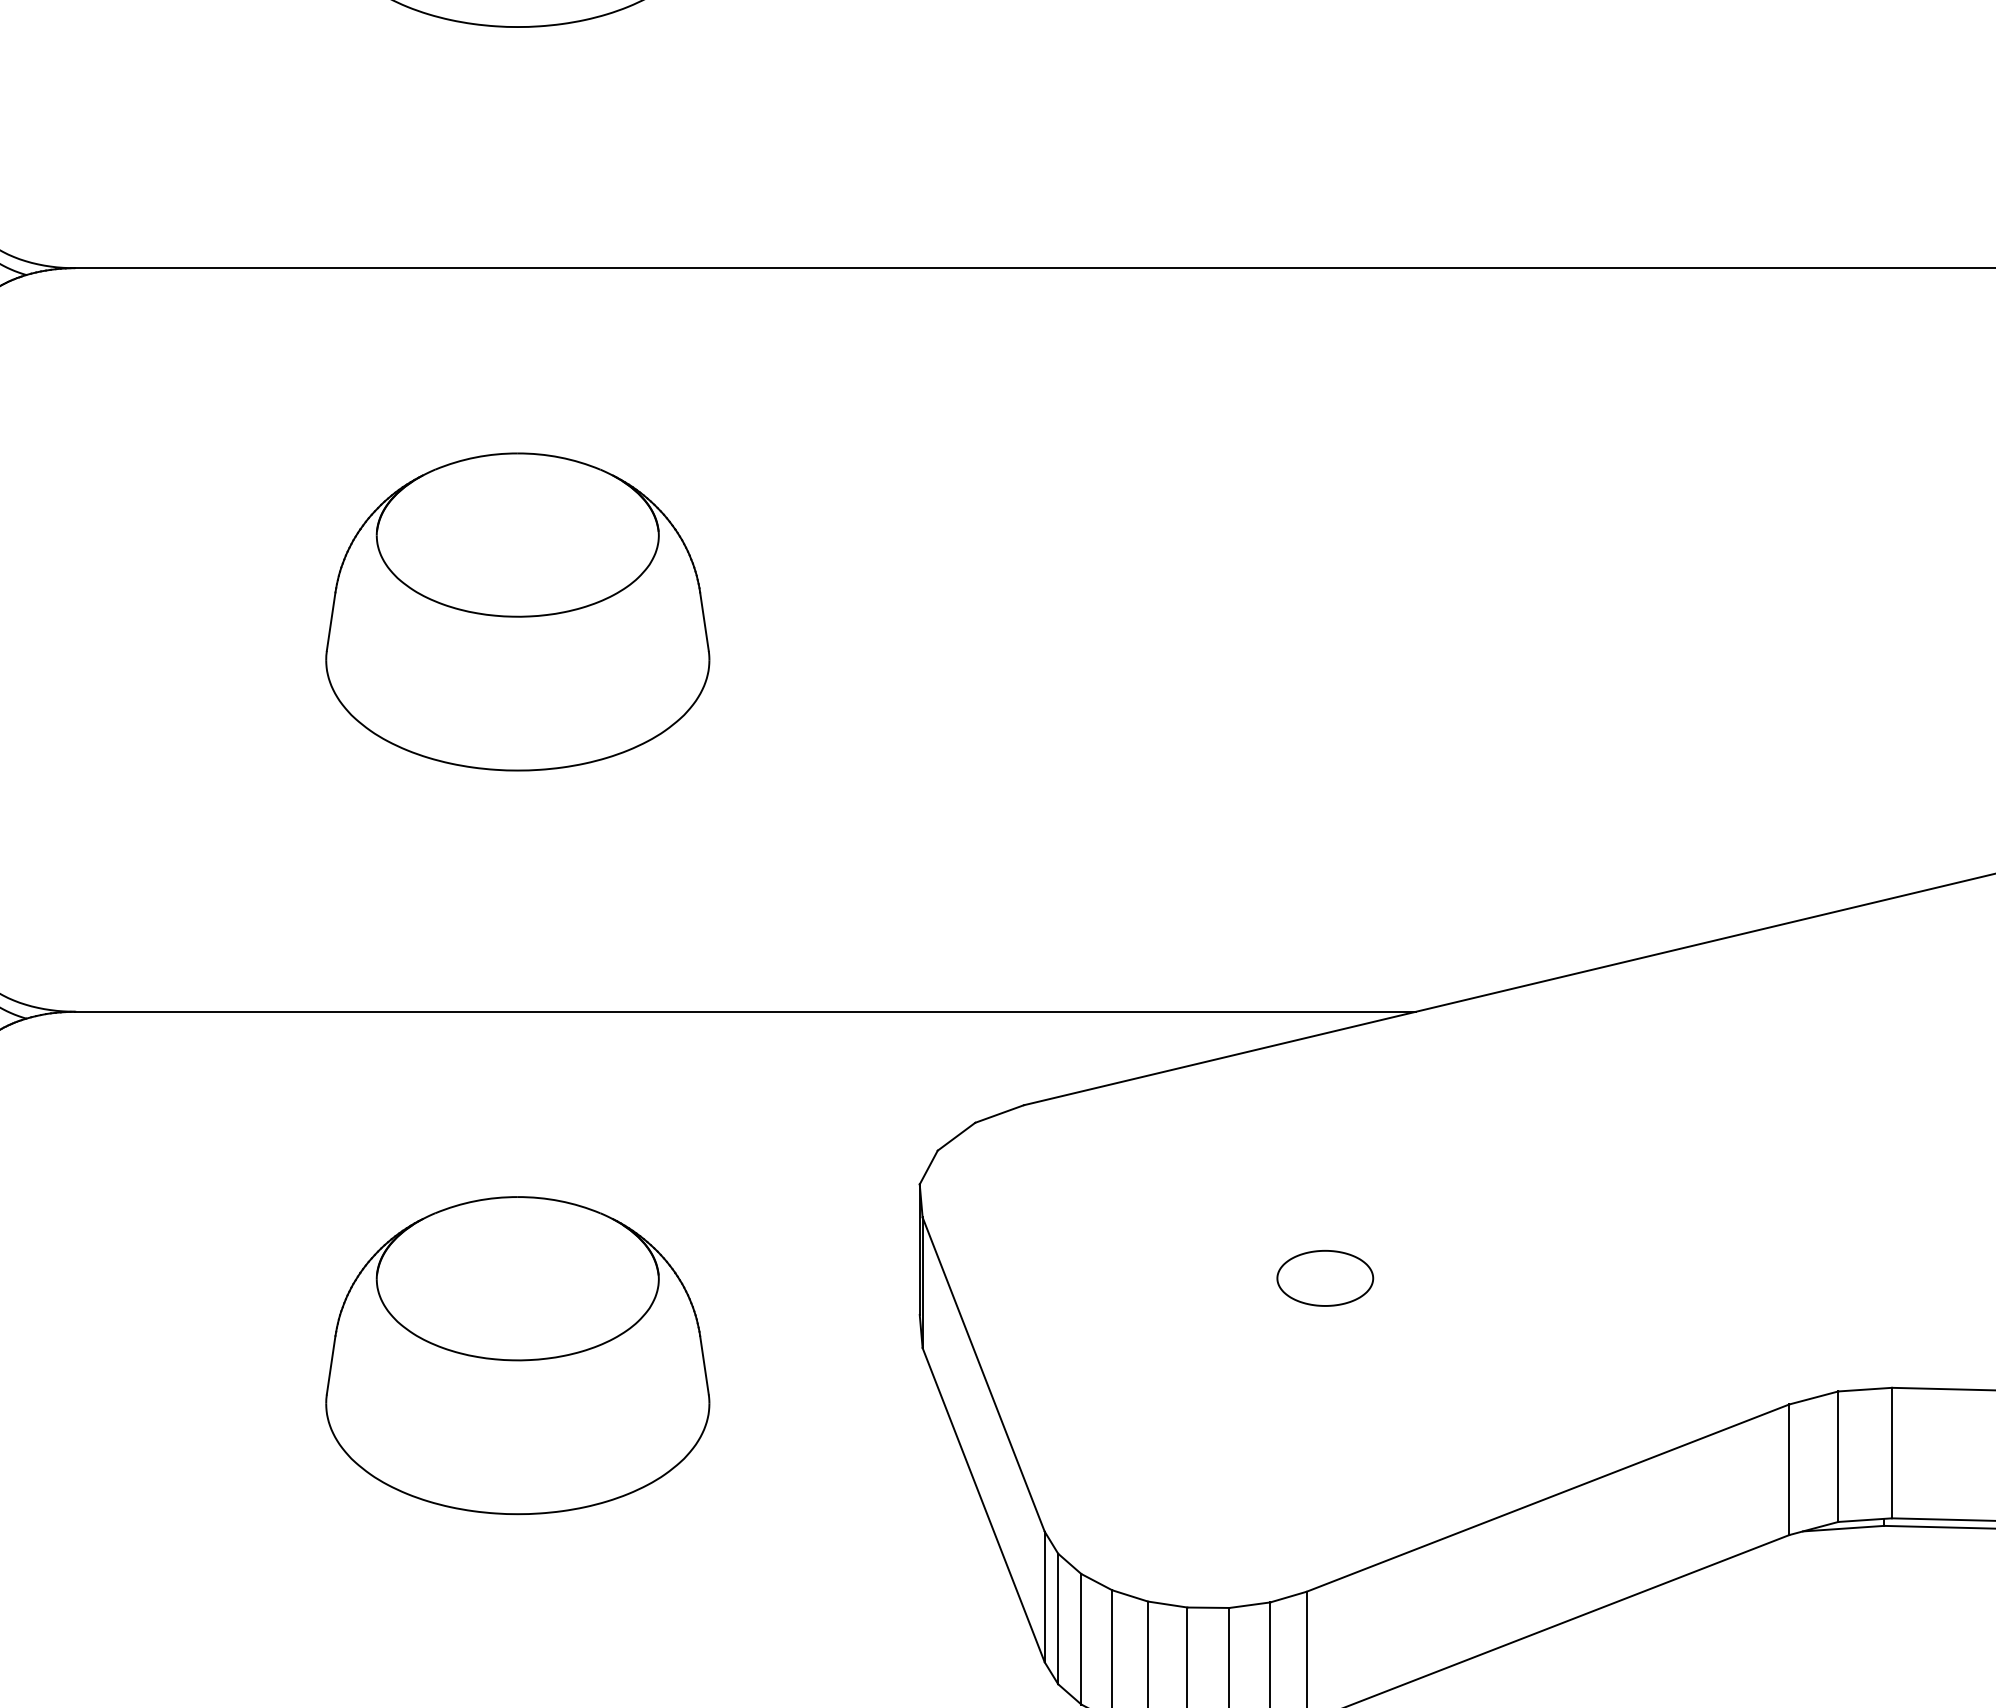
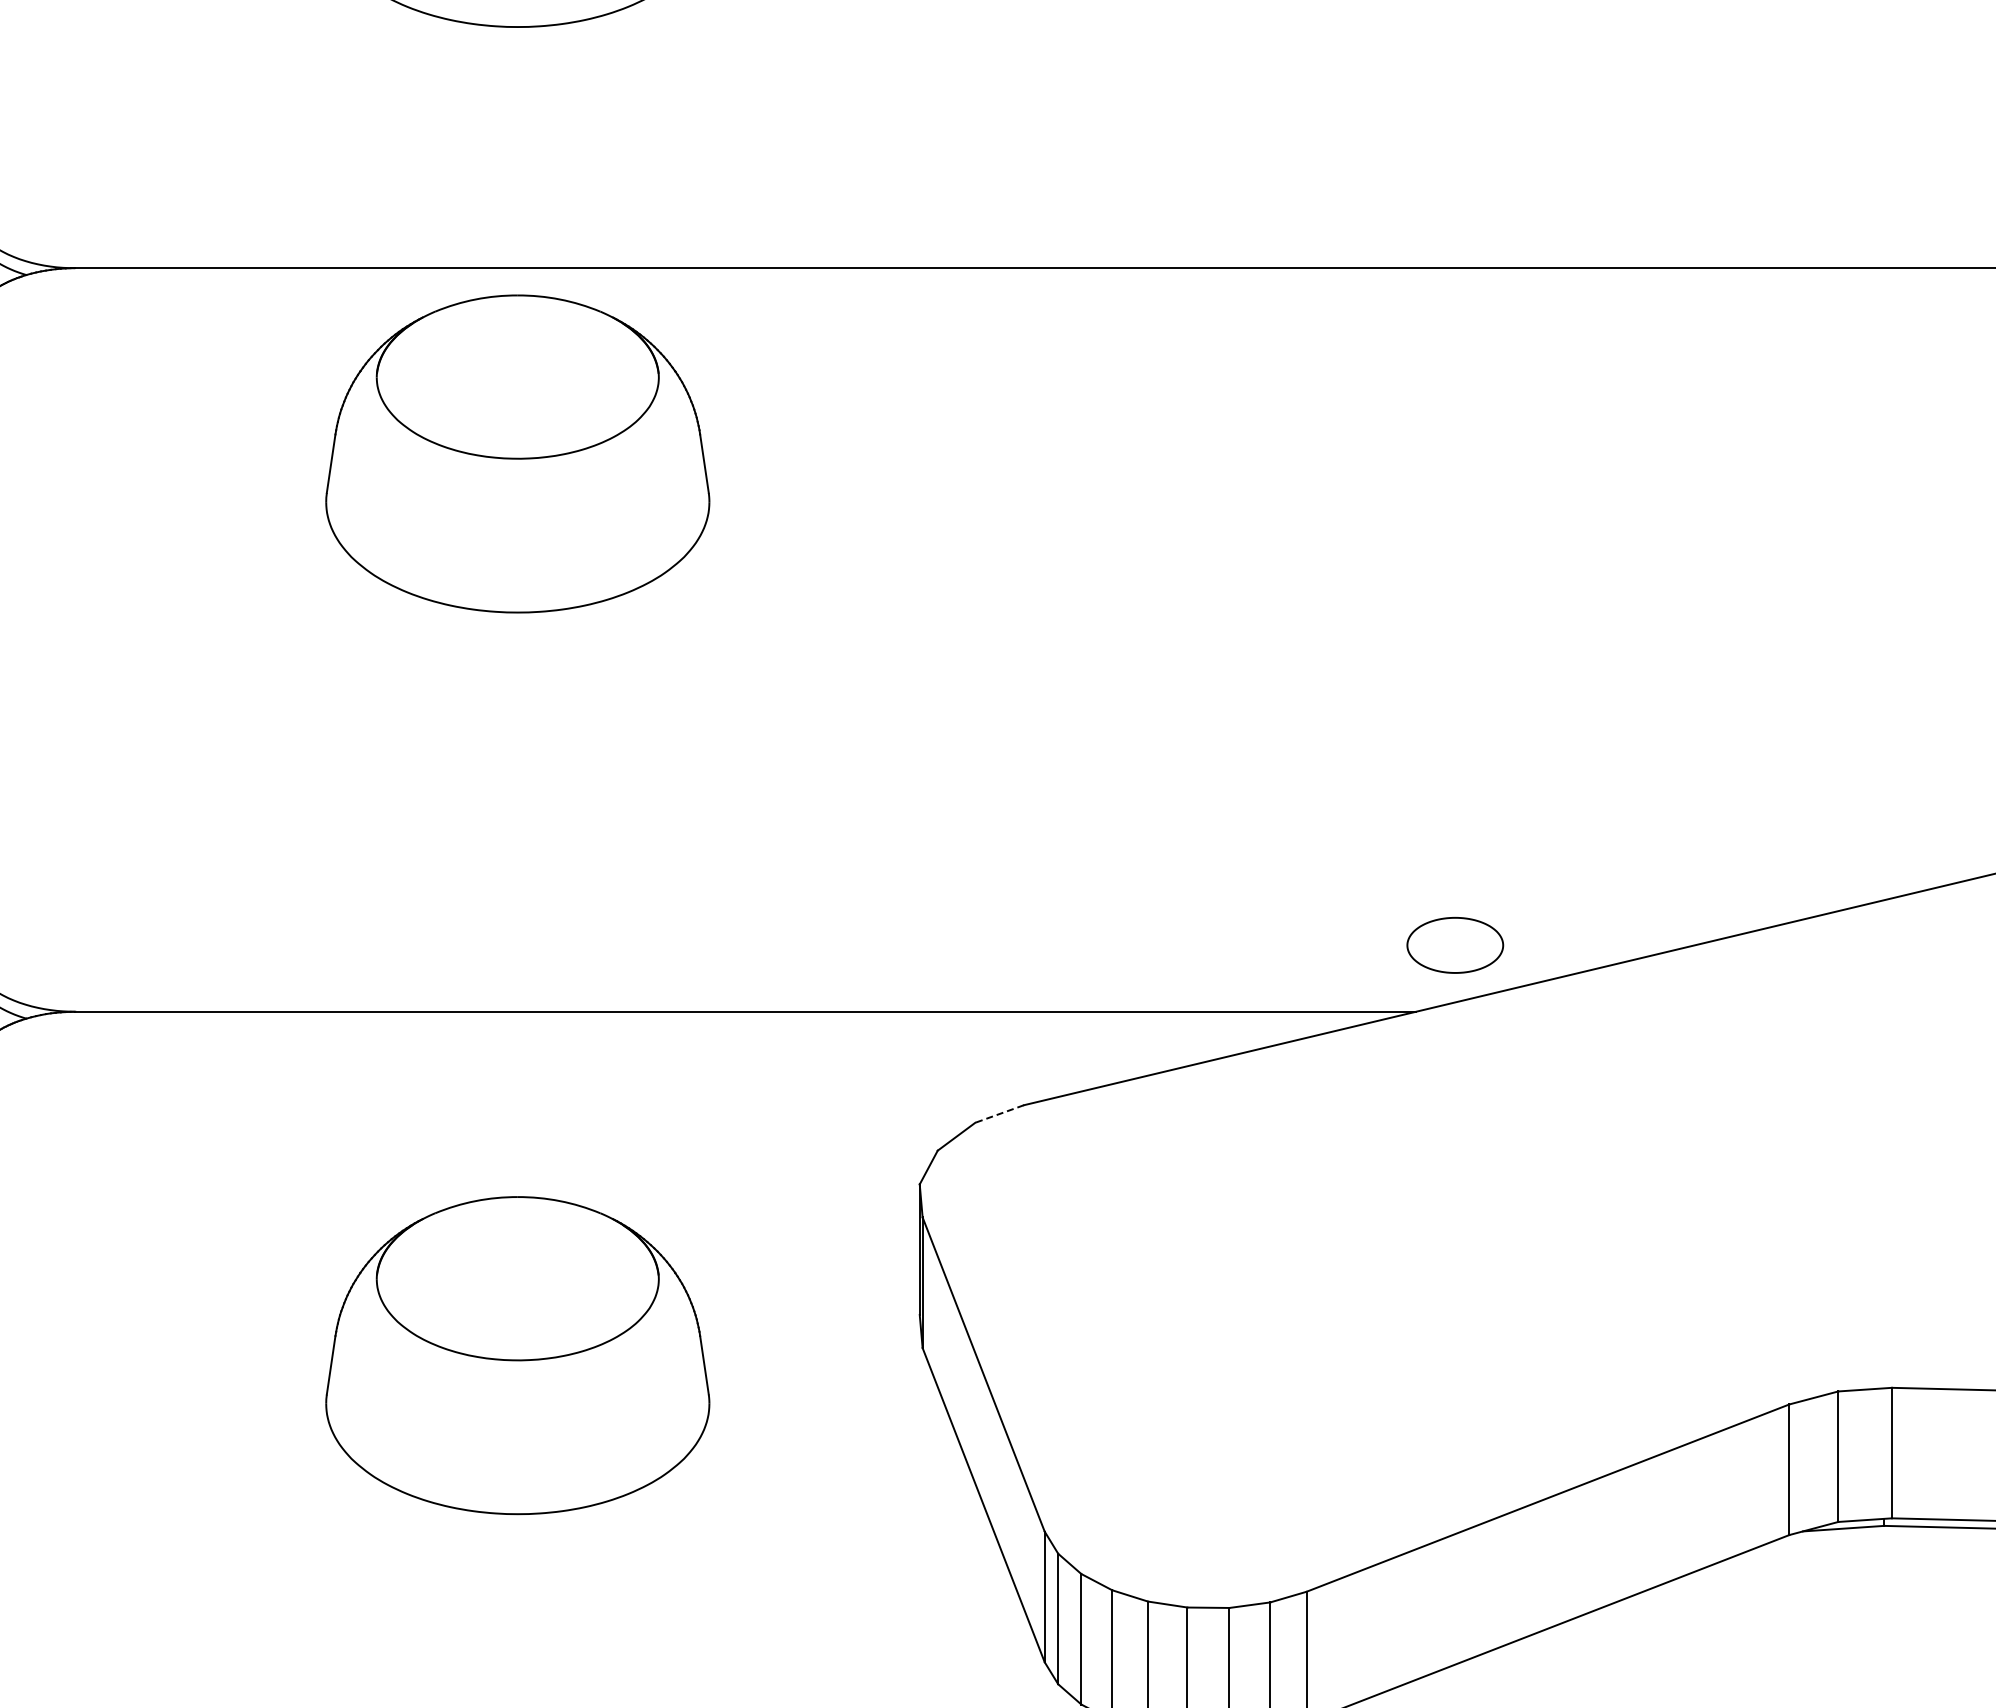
part position: (517, 611) -> (517, 453) (517, 453)
line: solid -> dashed (999, 1114)
part position: (1325, 1278) -> (1455, 945) (1455, 945)
